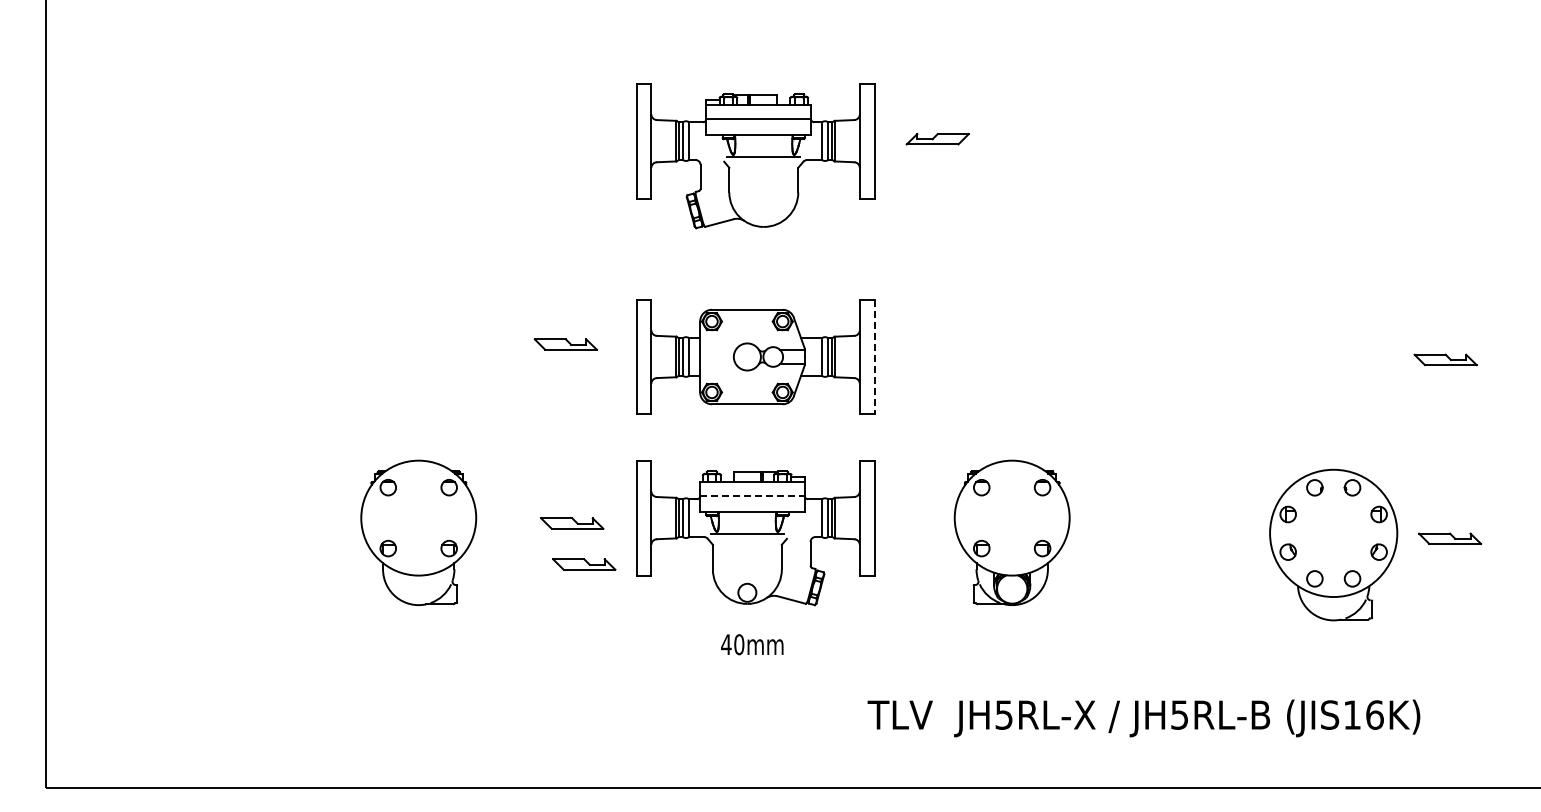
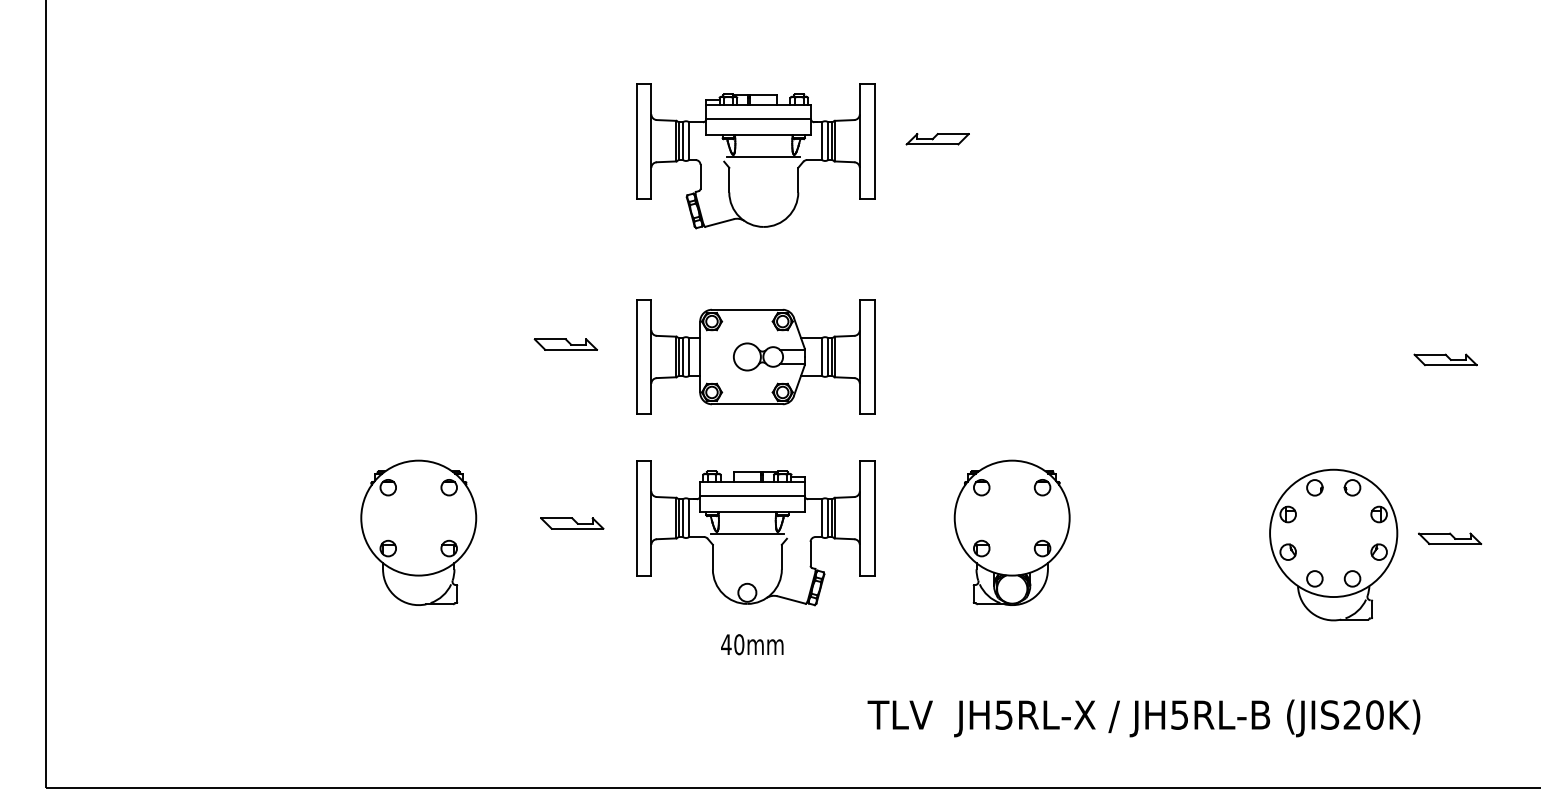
line: dashed -> solid (874, 357)
line: dashed -> solid (753, 495)
part: present -> none (584, 564)
text: (JIS16K) -> (JIS20K) (1363, 714)
